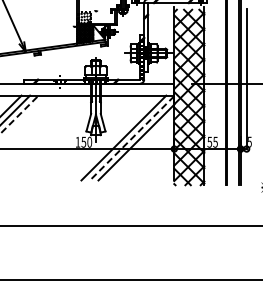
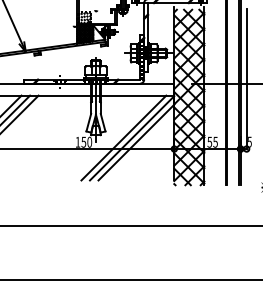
line: dashed -> solid (19, 114)
line: dashed -> solid (132, 138)
